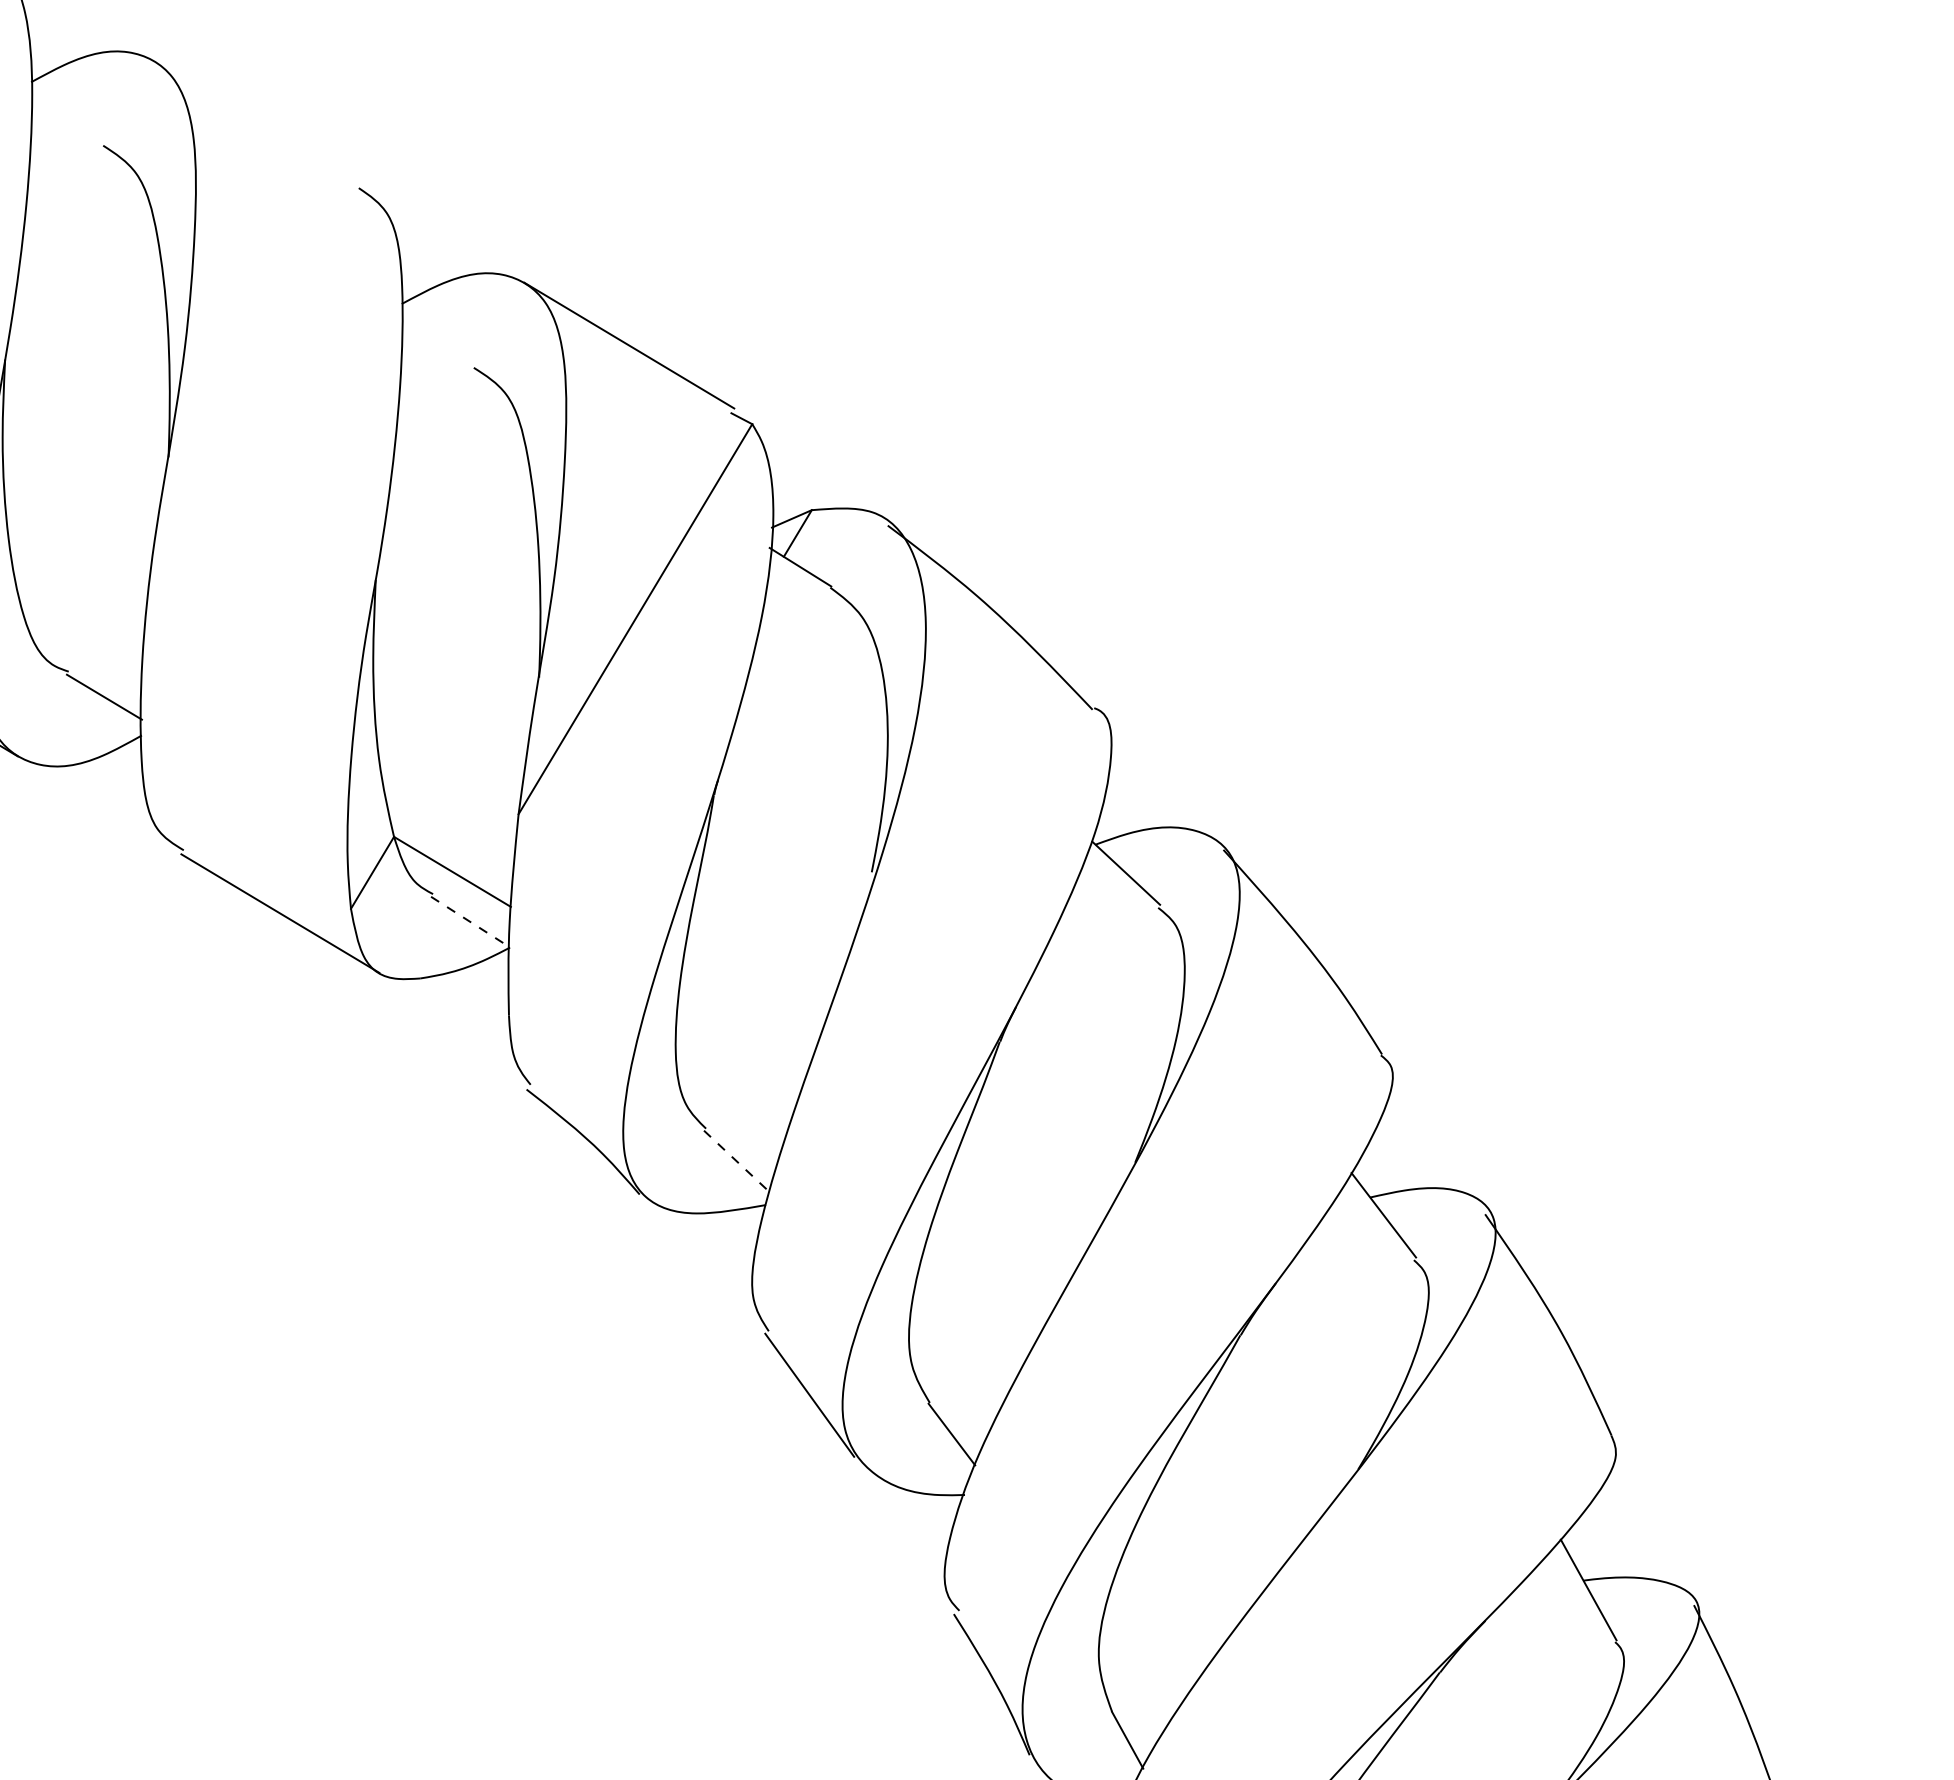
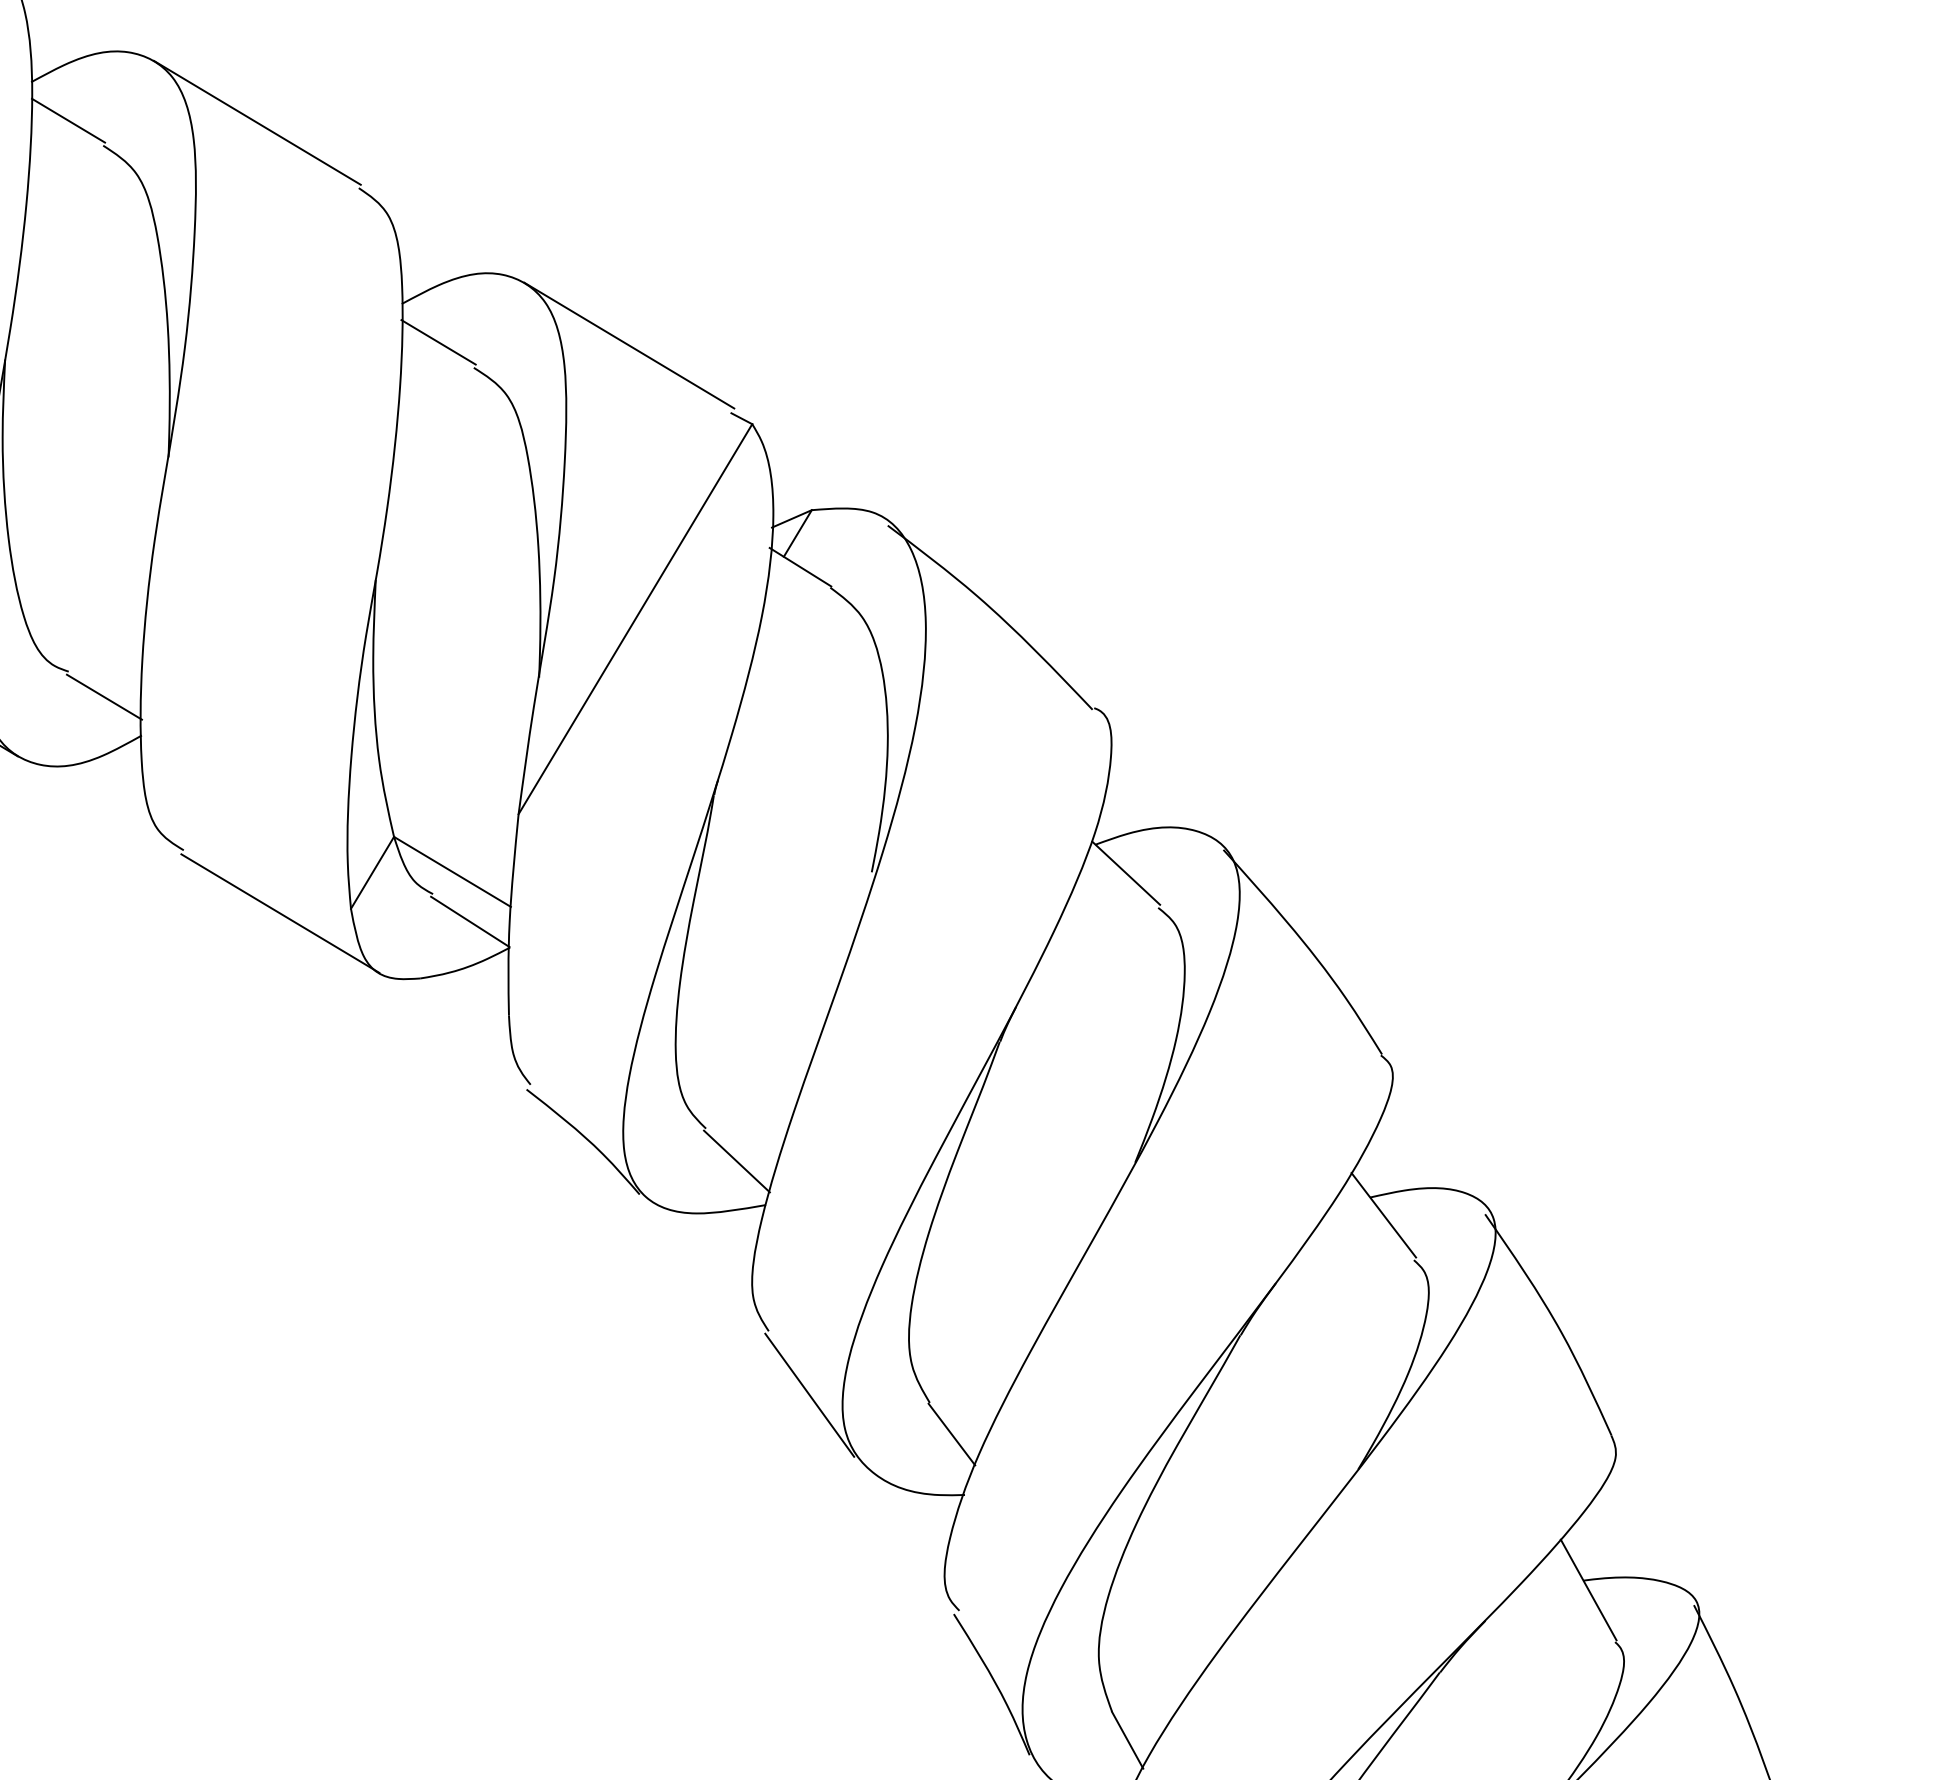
line: none -> present (68, 120)
line: none -> present (256, 122)
line: none -> present (438, 342)
line: dashed -> solid (470, 921)
line: dashed -> solid (737, 1161)
